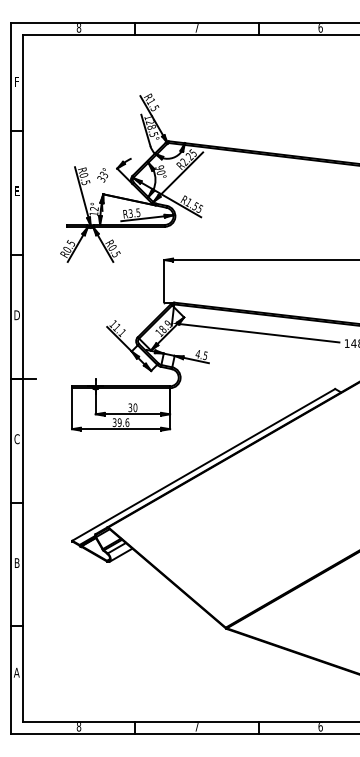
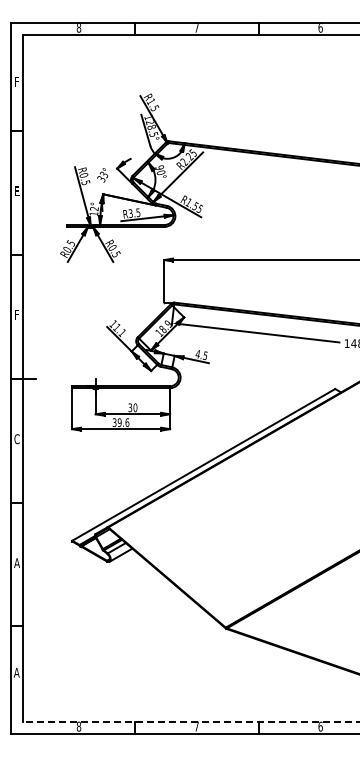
text: D -> F (16, 315)
text: B -> A (16, 562)
line: solid -> dashed (191, 721)
